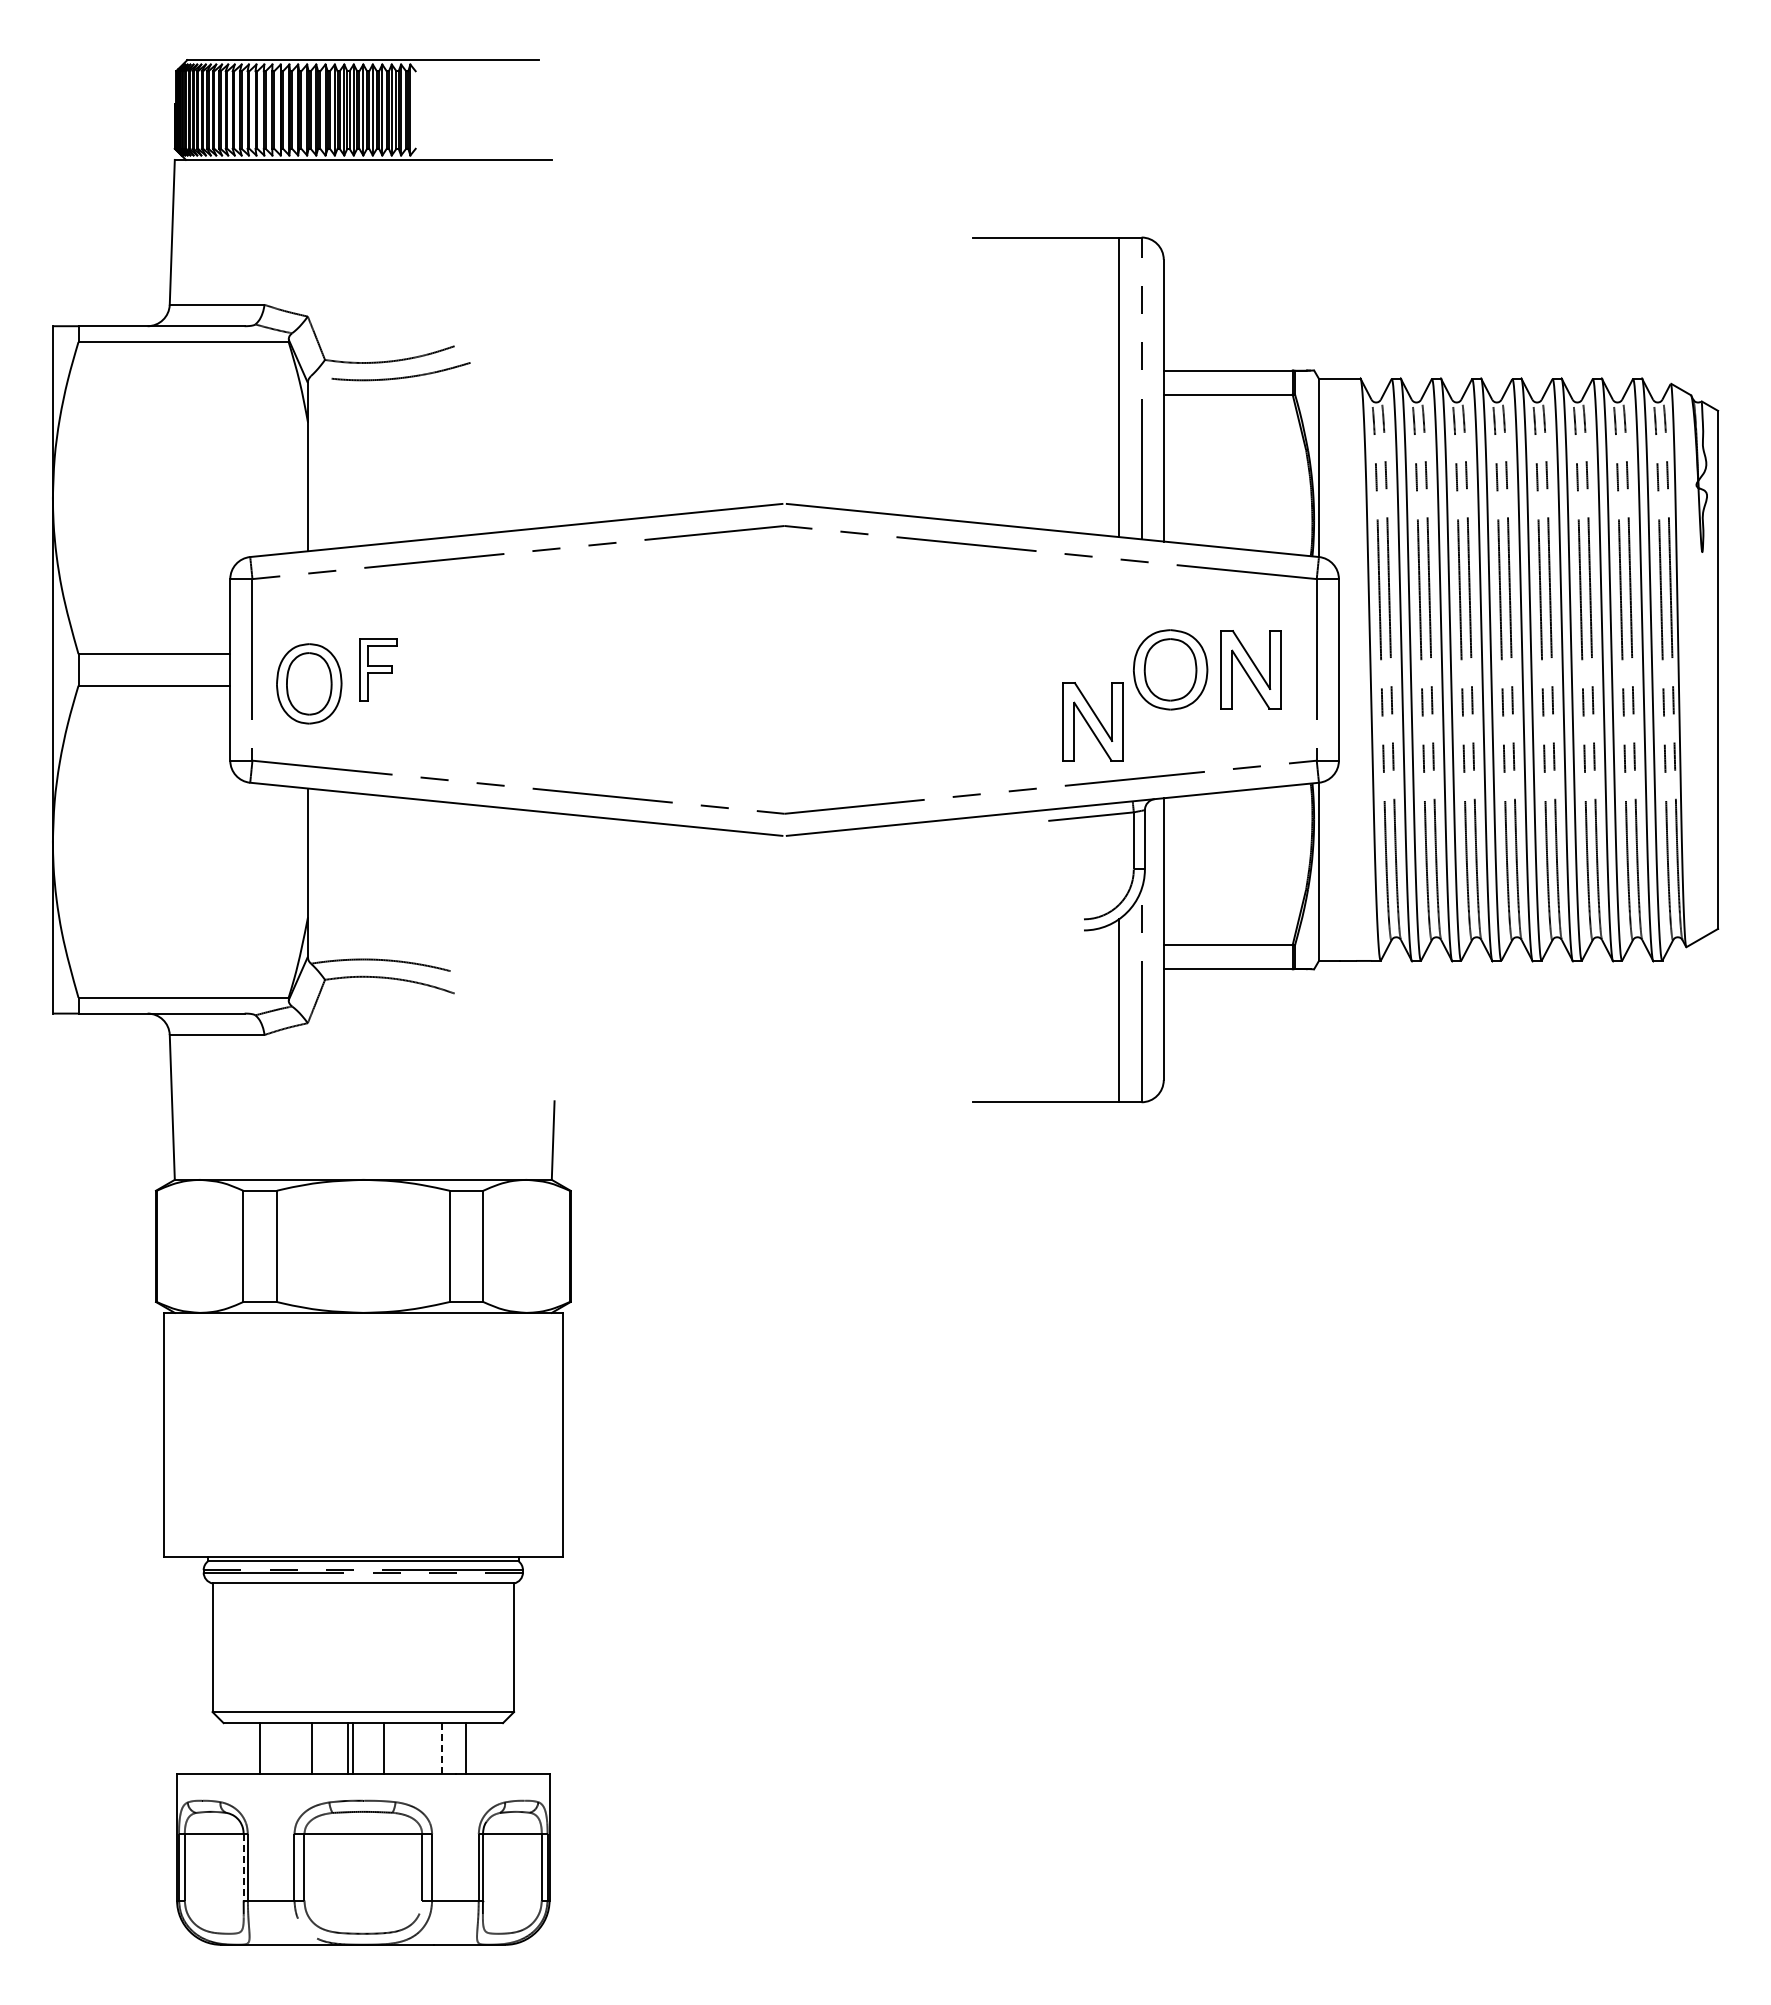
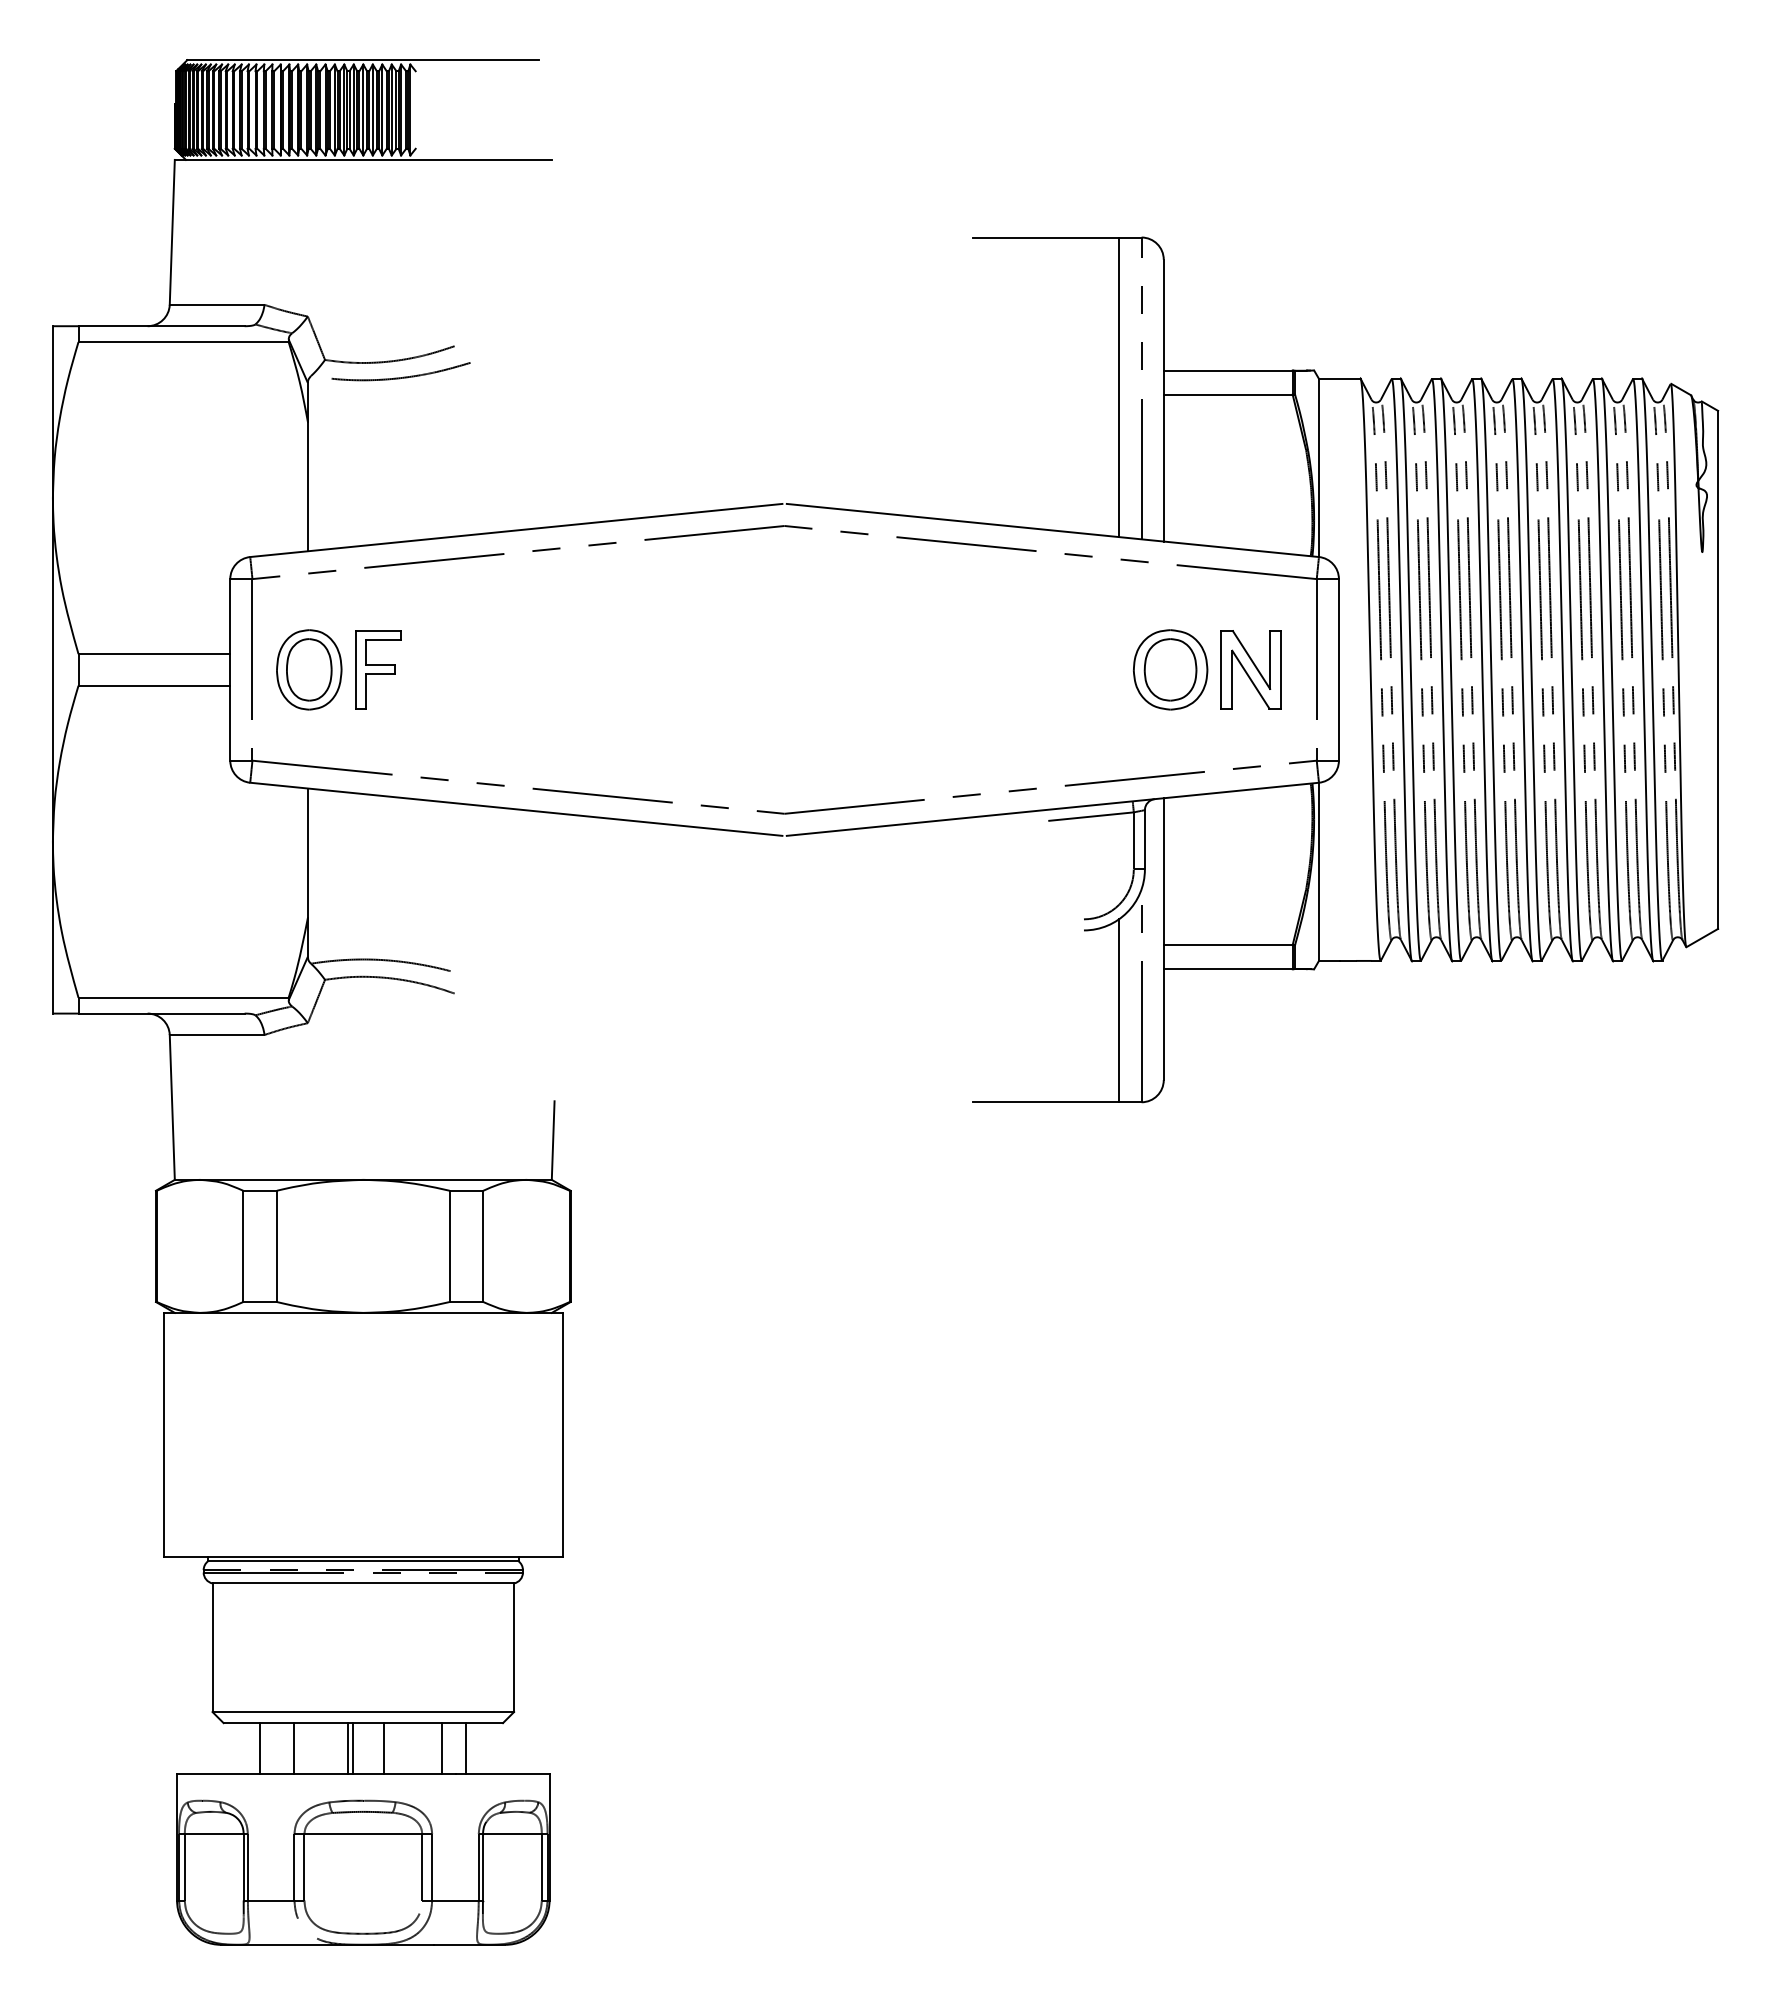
part size: 39x64 px -> 47x80 px (378, 669)
part position: (309, 683) -> (309, 669) (309, 669)
part: present -> none (1092, 721)
line position: (311, 1748) -> (293, 1748) (293, 1748)
line: dashed -> solid (442, 1748)
line: dashed -> solid (243, 1867)
